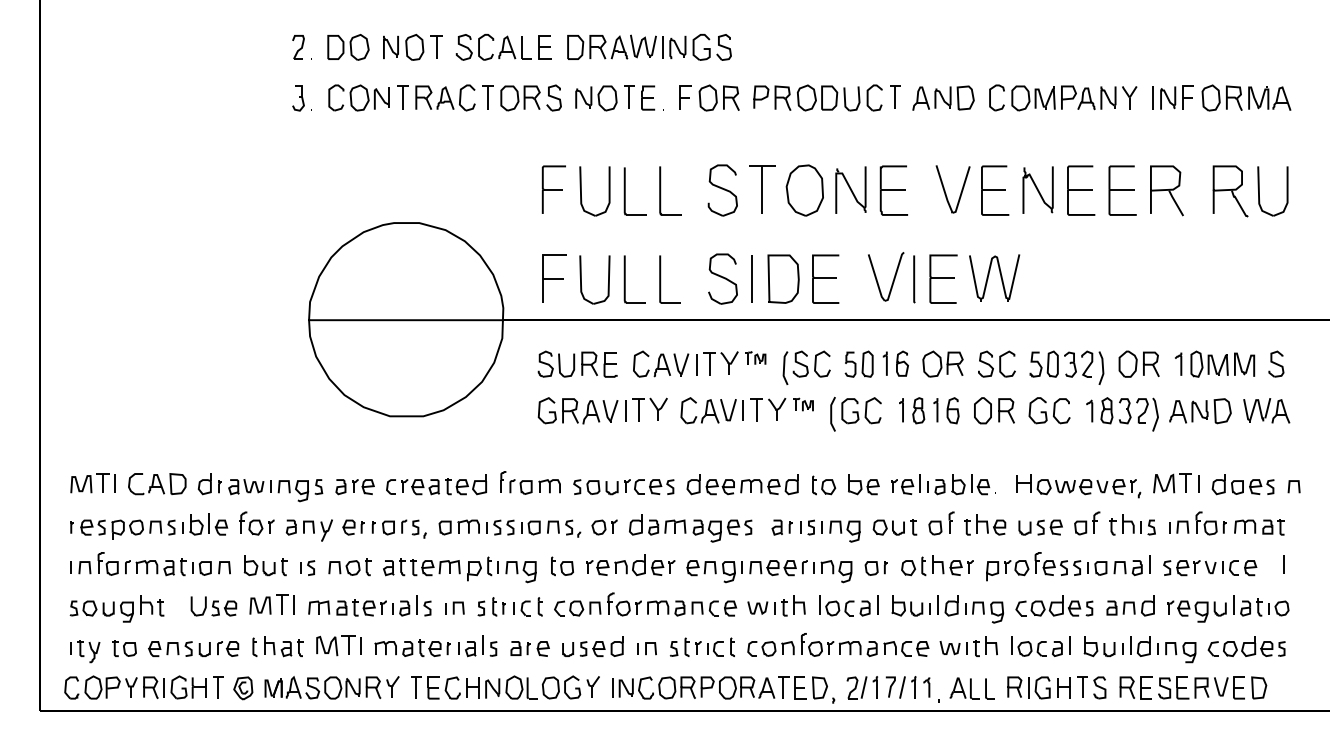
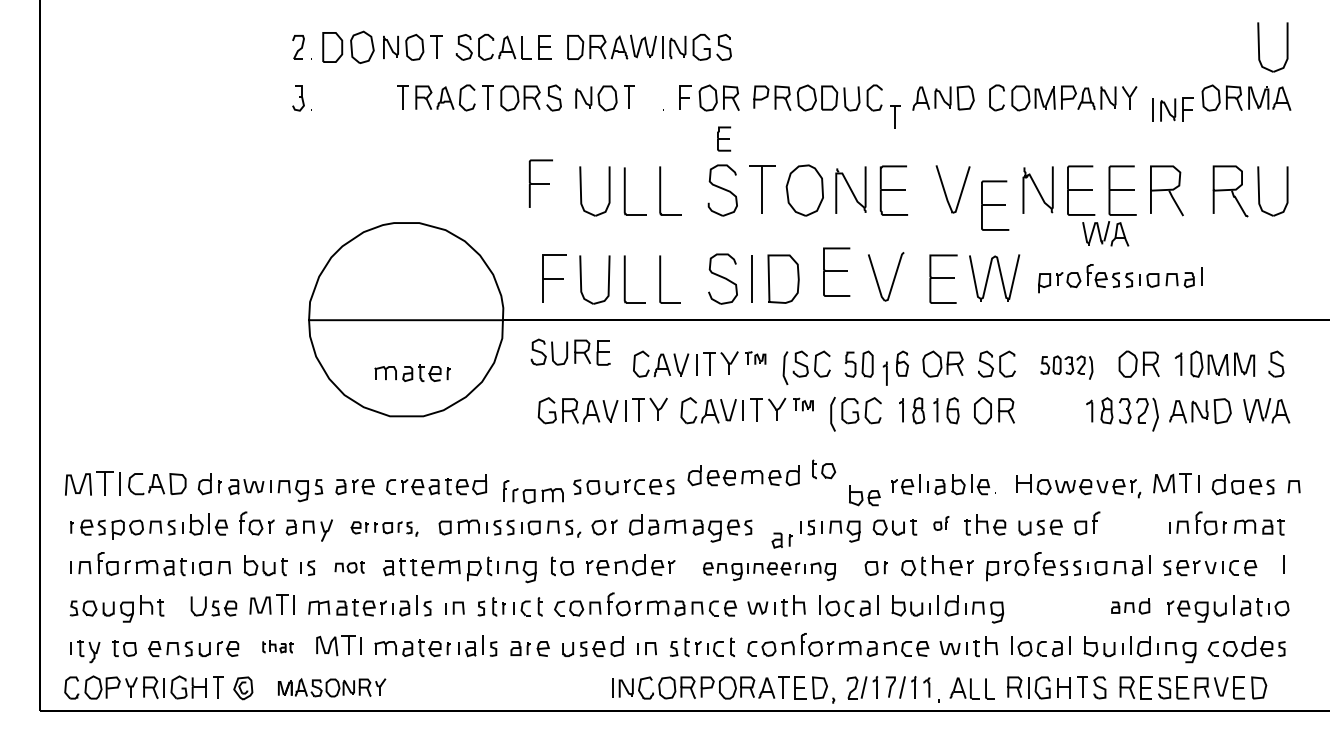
part size: 43x27 px -> 53x34 px (348, 46)
part: none -> present (1259, 47)
part position: (895, 96) -> (895, 116) (895, 116)
part: present -> none (358, 97)
part position: (648, 97) -> (724, 138) (724, 138)
part position: (1172, 97) -> (1172, 109) (1172, 109)
part position: (553, 189) -> (540, 183) (540, 183)
part position: (995, 190) -> (995, 205) (995, 205)
part: none -> present (1105, 233)
part position: (825, 278) -> (836, 271) (836, 271)
part: none -> present (1120, 278)
line: present -> none (914, 279)
part position: (577, 363) -> (570, 351) (570, 351)
part position: (884, 363) -> (884, 373) (884, 373)
part size: 76x35 px -> 54x25 px (1066, 367)
part: none -> present (412, 372)
part: present -> none (1049, 410)
part position: (530, 482) -> (533, 491) (533, 491)
part size: 46x21 px -> 56x25 px (92, 483)
part position: (742, 484) -> (743, 475) (743, 475)
part position: (863, 484) -> (864, 495) (864, 495)
part position: (824, 485) -> (824, 469) (824, 469)
part size: 27x25 px -> 17x15 px (941, 523)
part: present -> none (1132, 524)
part position: (781, 527) -> (781, 540) (781, 540)
part size: 85x20 px -> 69x16 px (384, 528)
part size: 44x19 px -> 31x13 px (349, 567)
part size: 167x24 px -> 134x20 px (768, 571)
part: present -> none (1054, 605)
part size: 49x22 px -> 40x17 px (1130, 606)
part size: 52x22 px -> 32x14 px (277, 646)
part size: 136x24 px -> 109x20 px (332, 687)
part: present -> none (505, 687)
